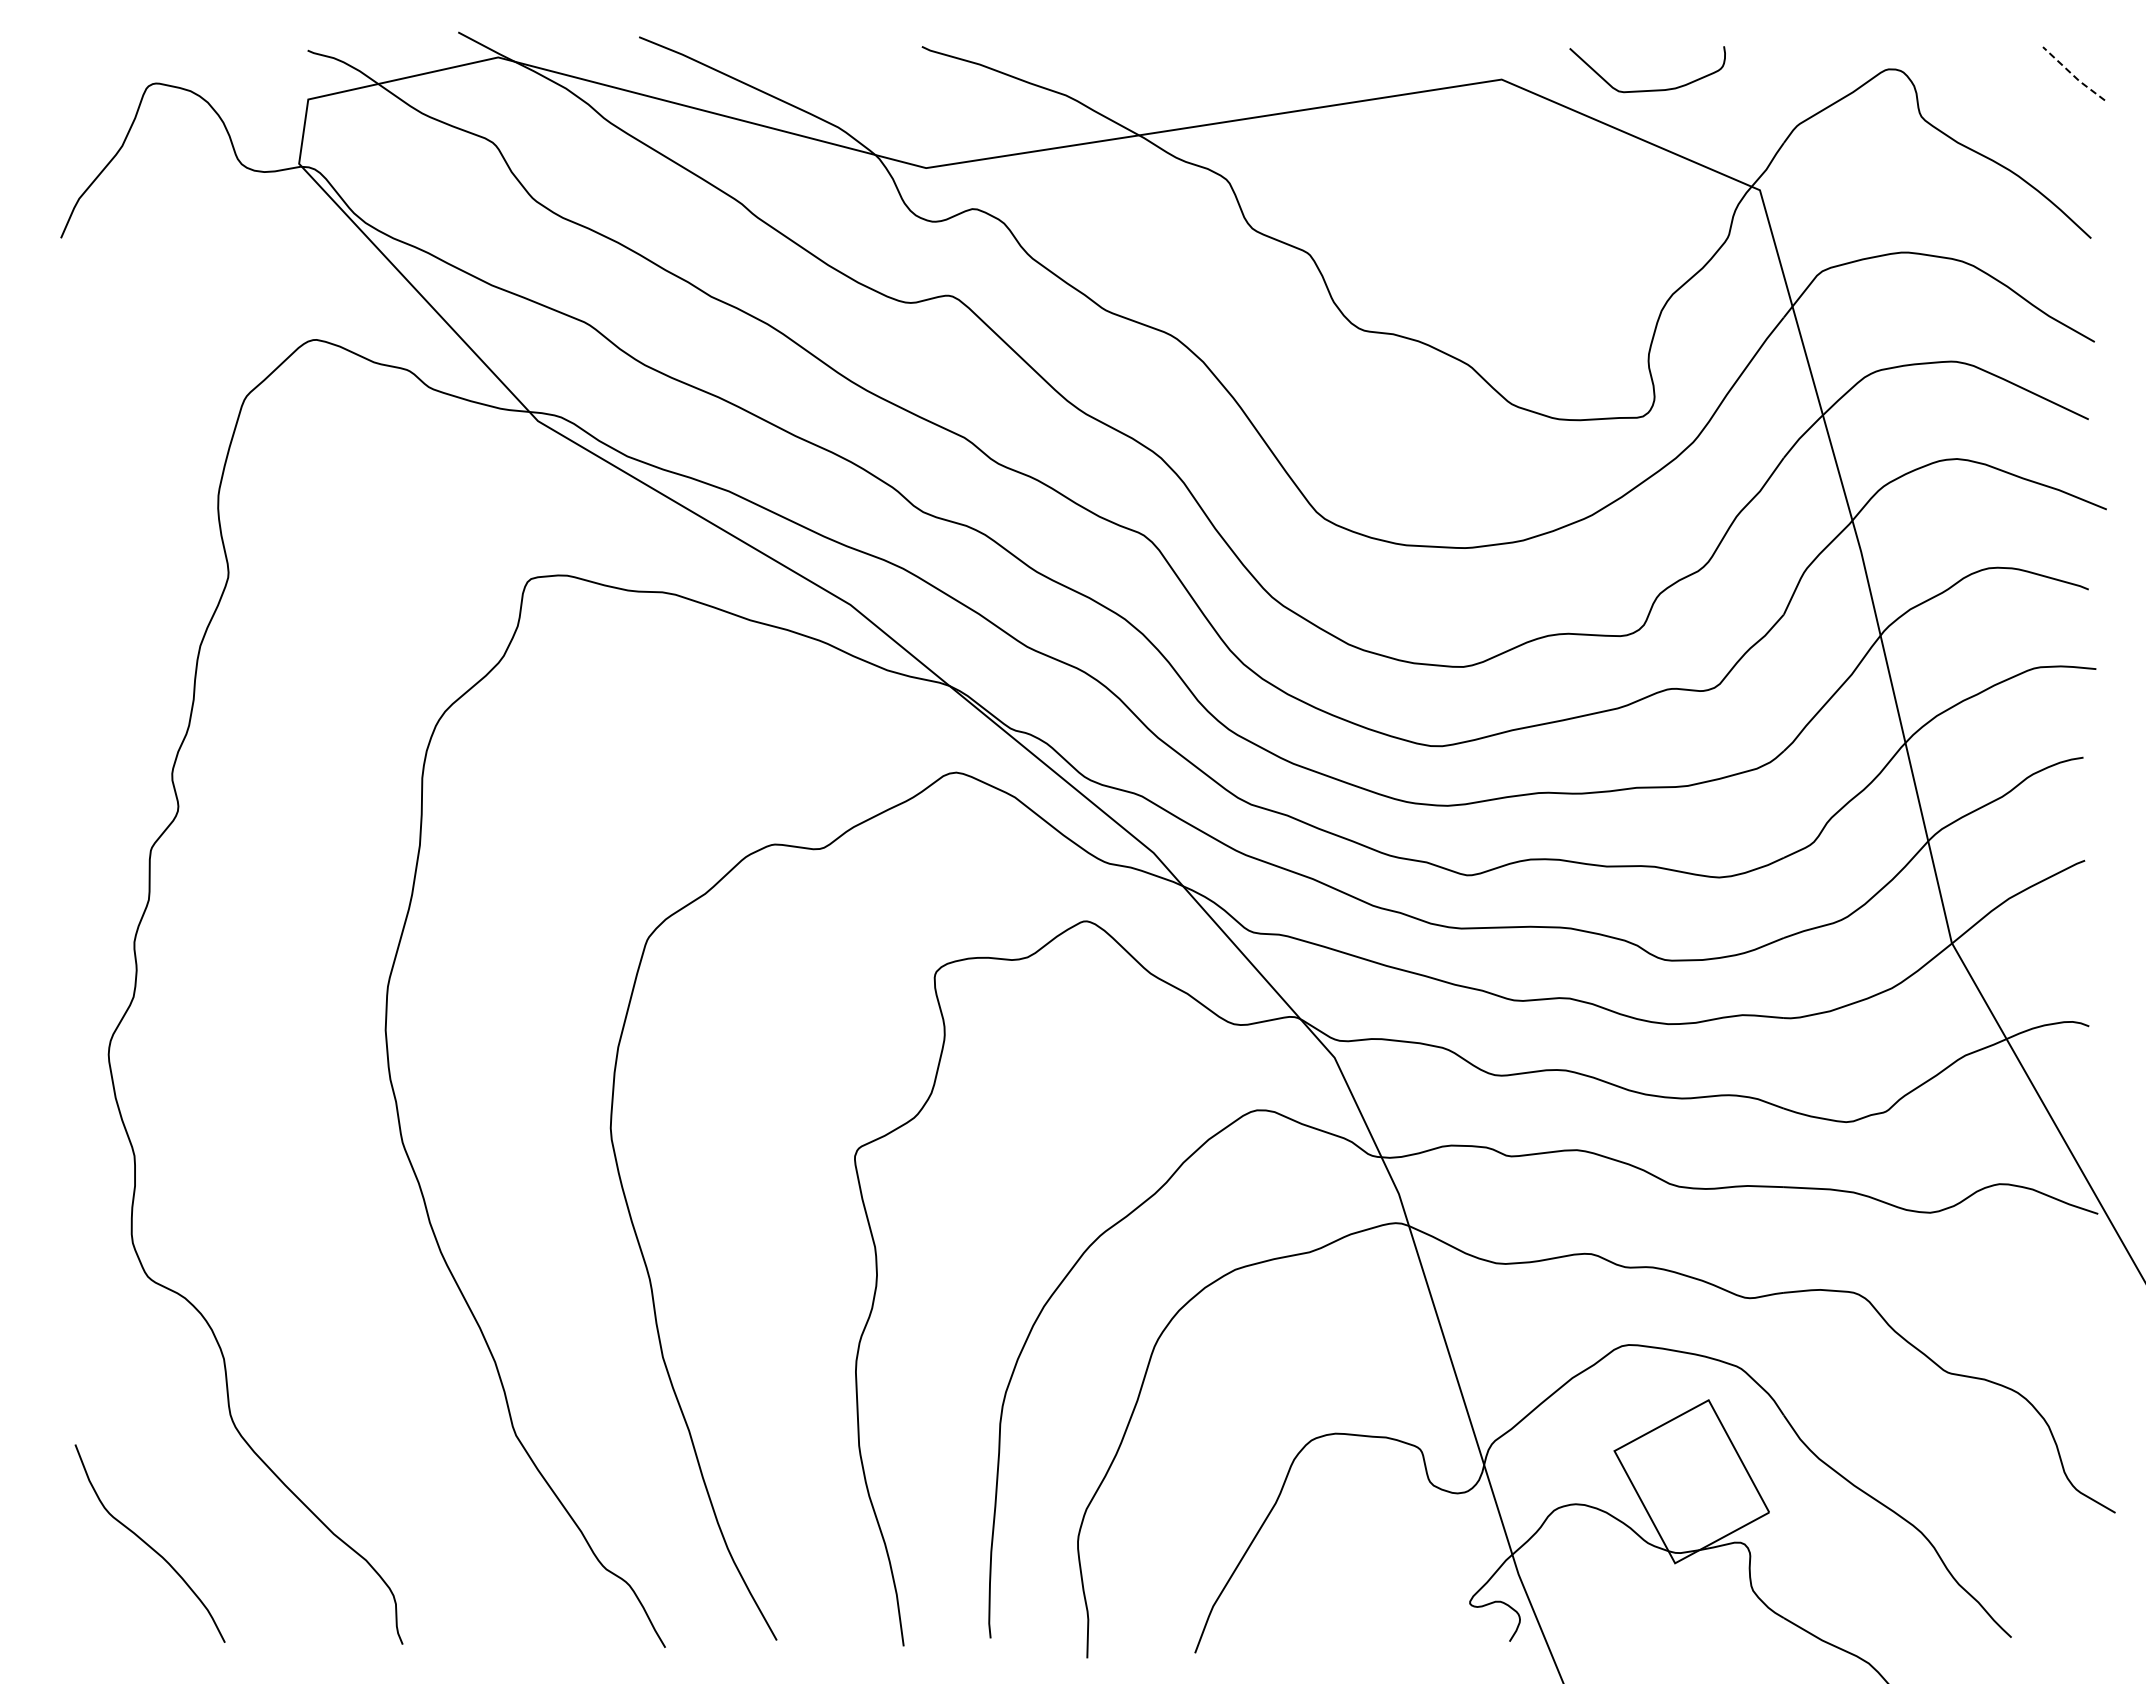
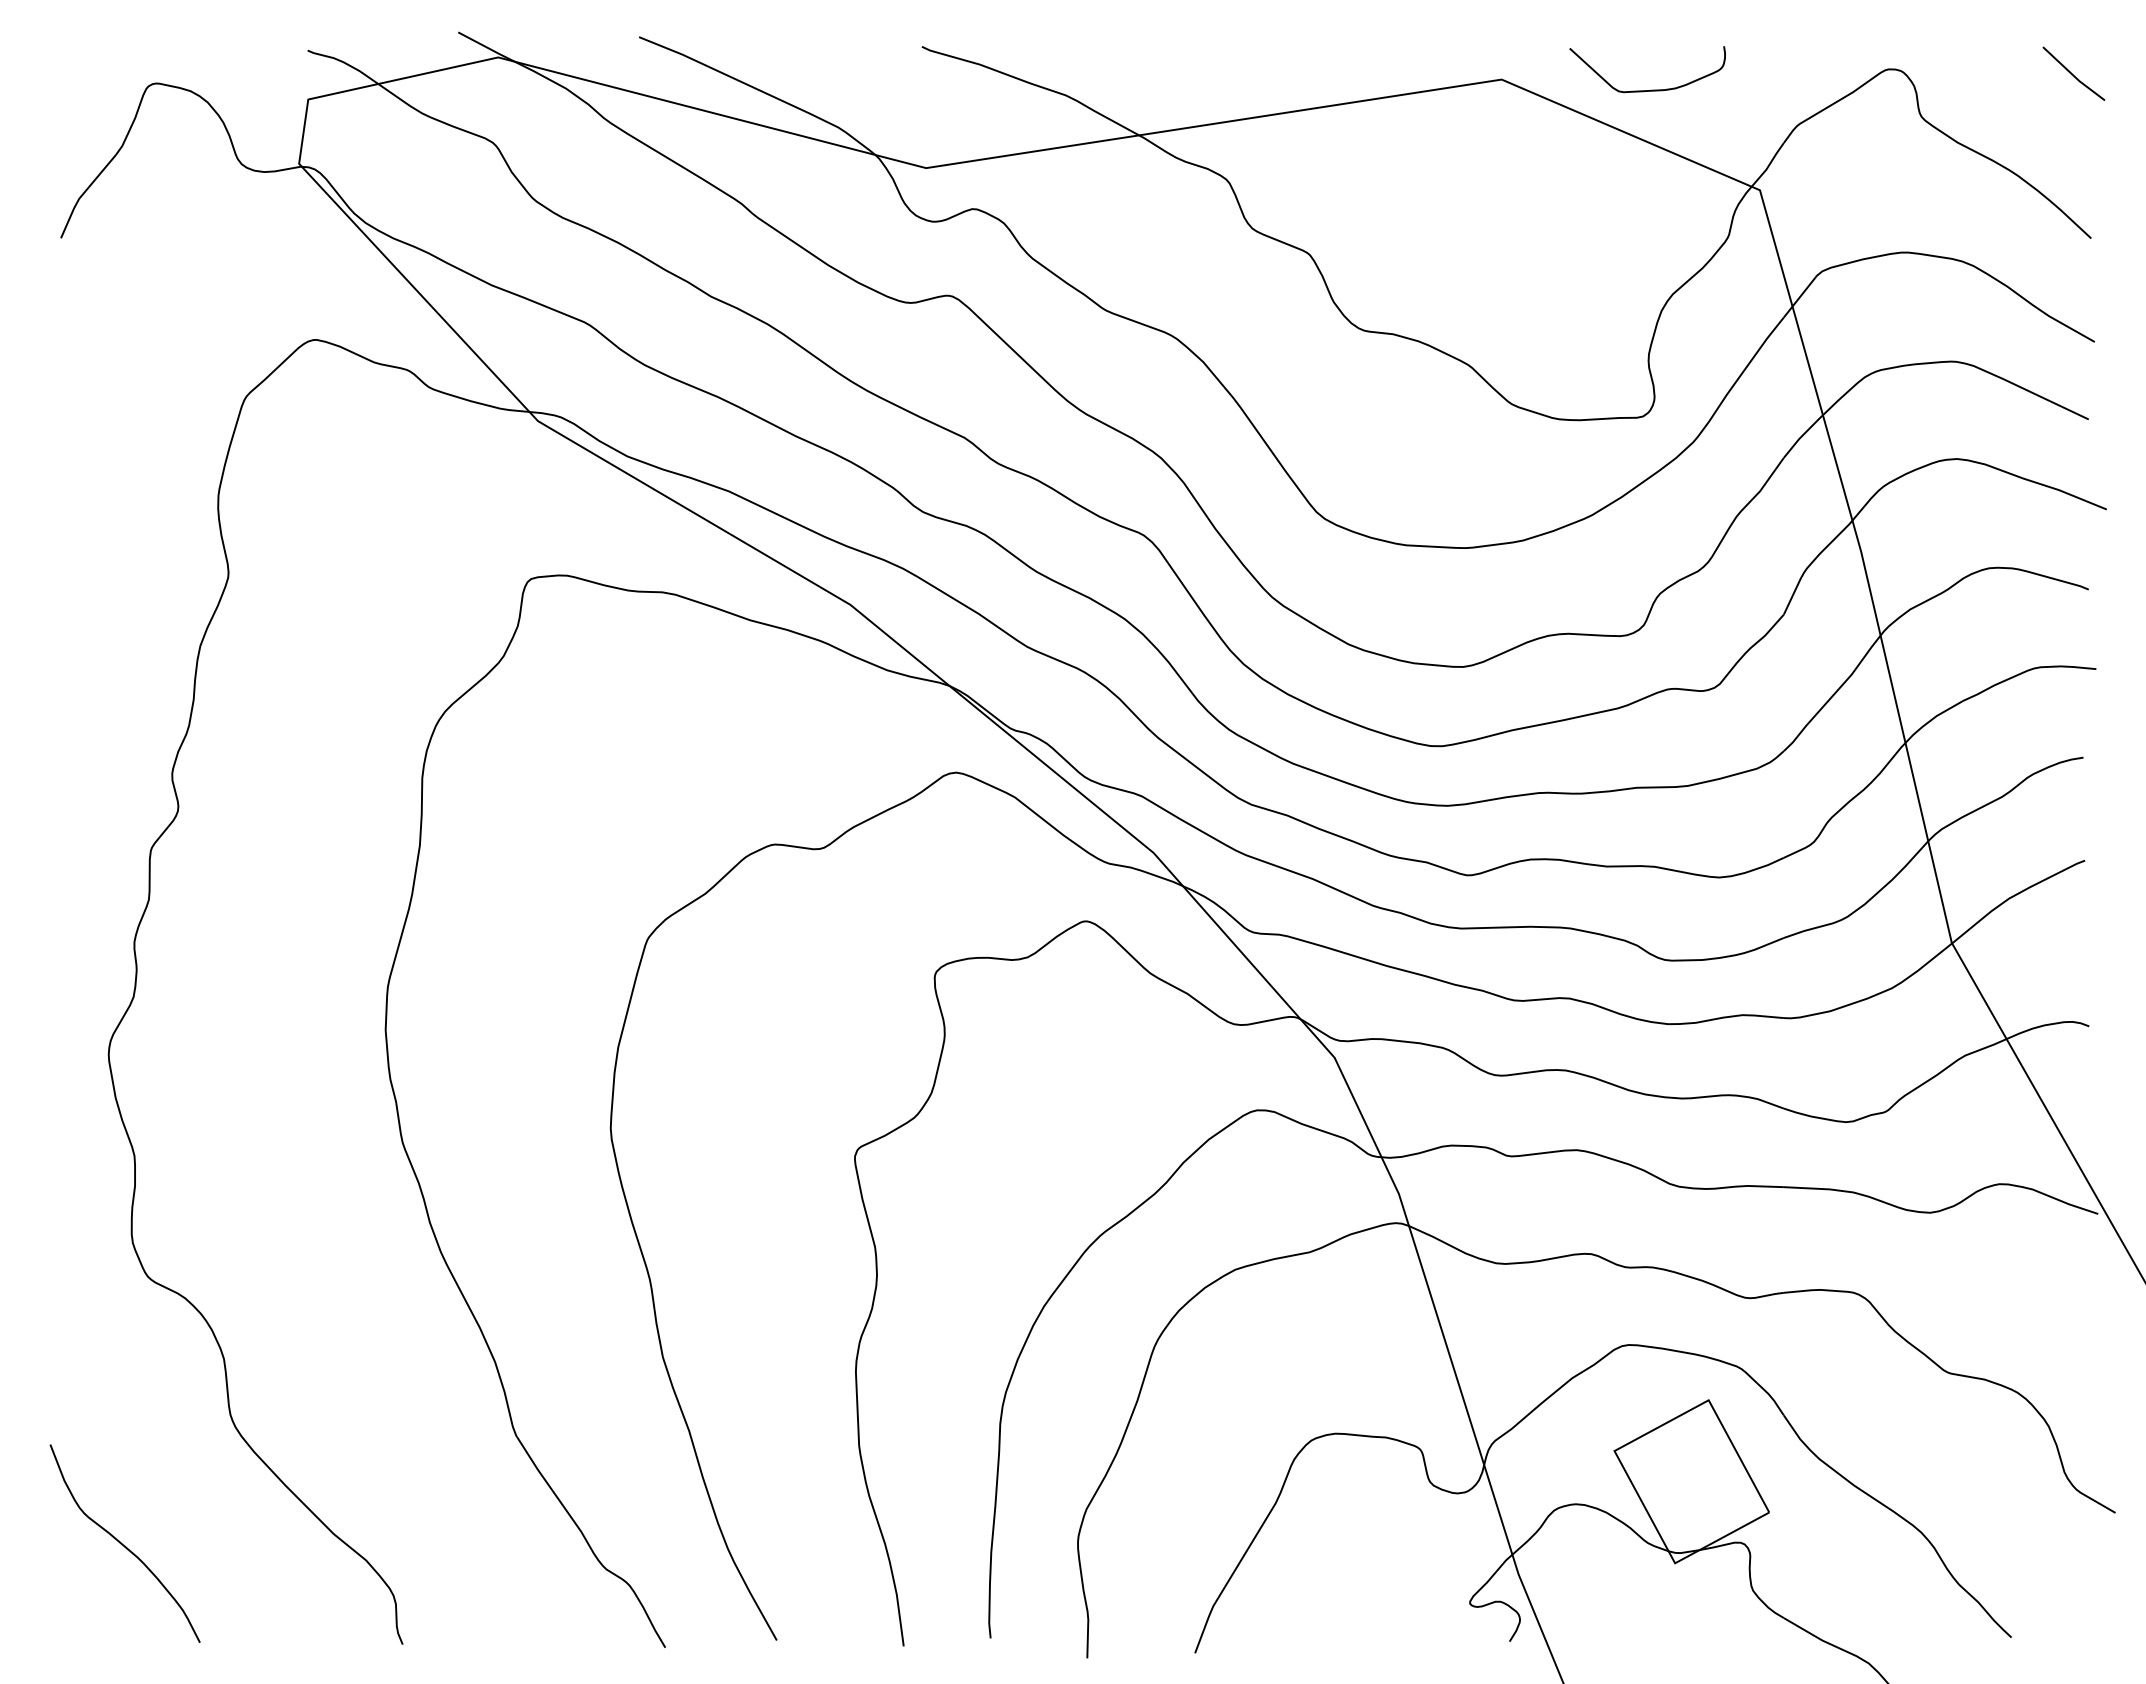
line: dashed -> solid (2073, 75)
curve position: (148, 1544) -> (123, 1544) (123, 1544)
